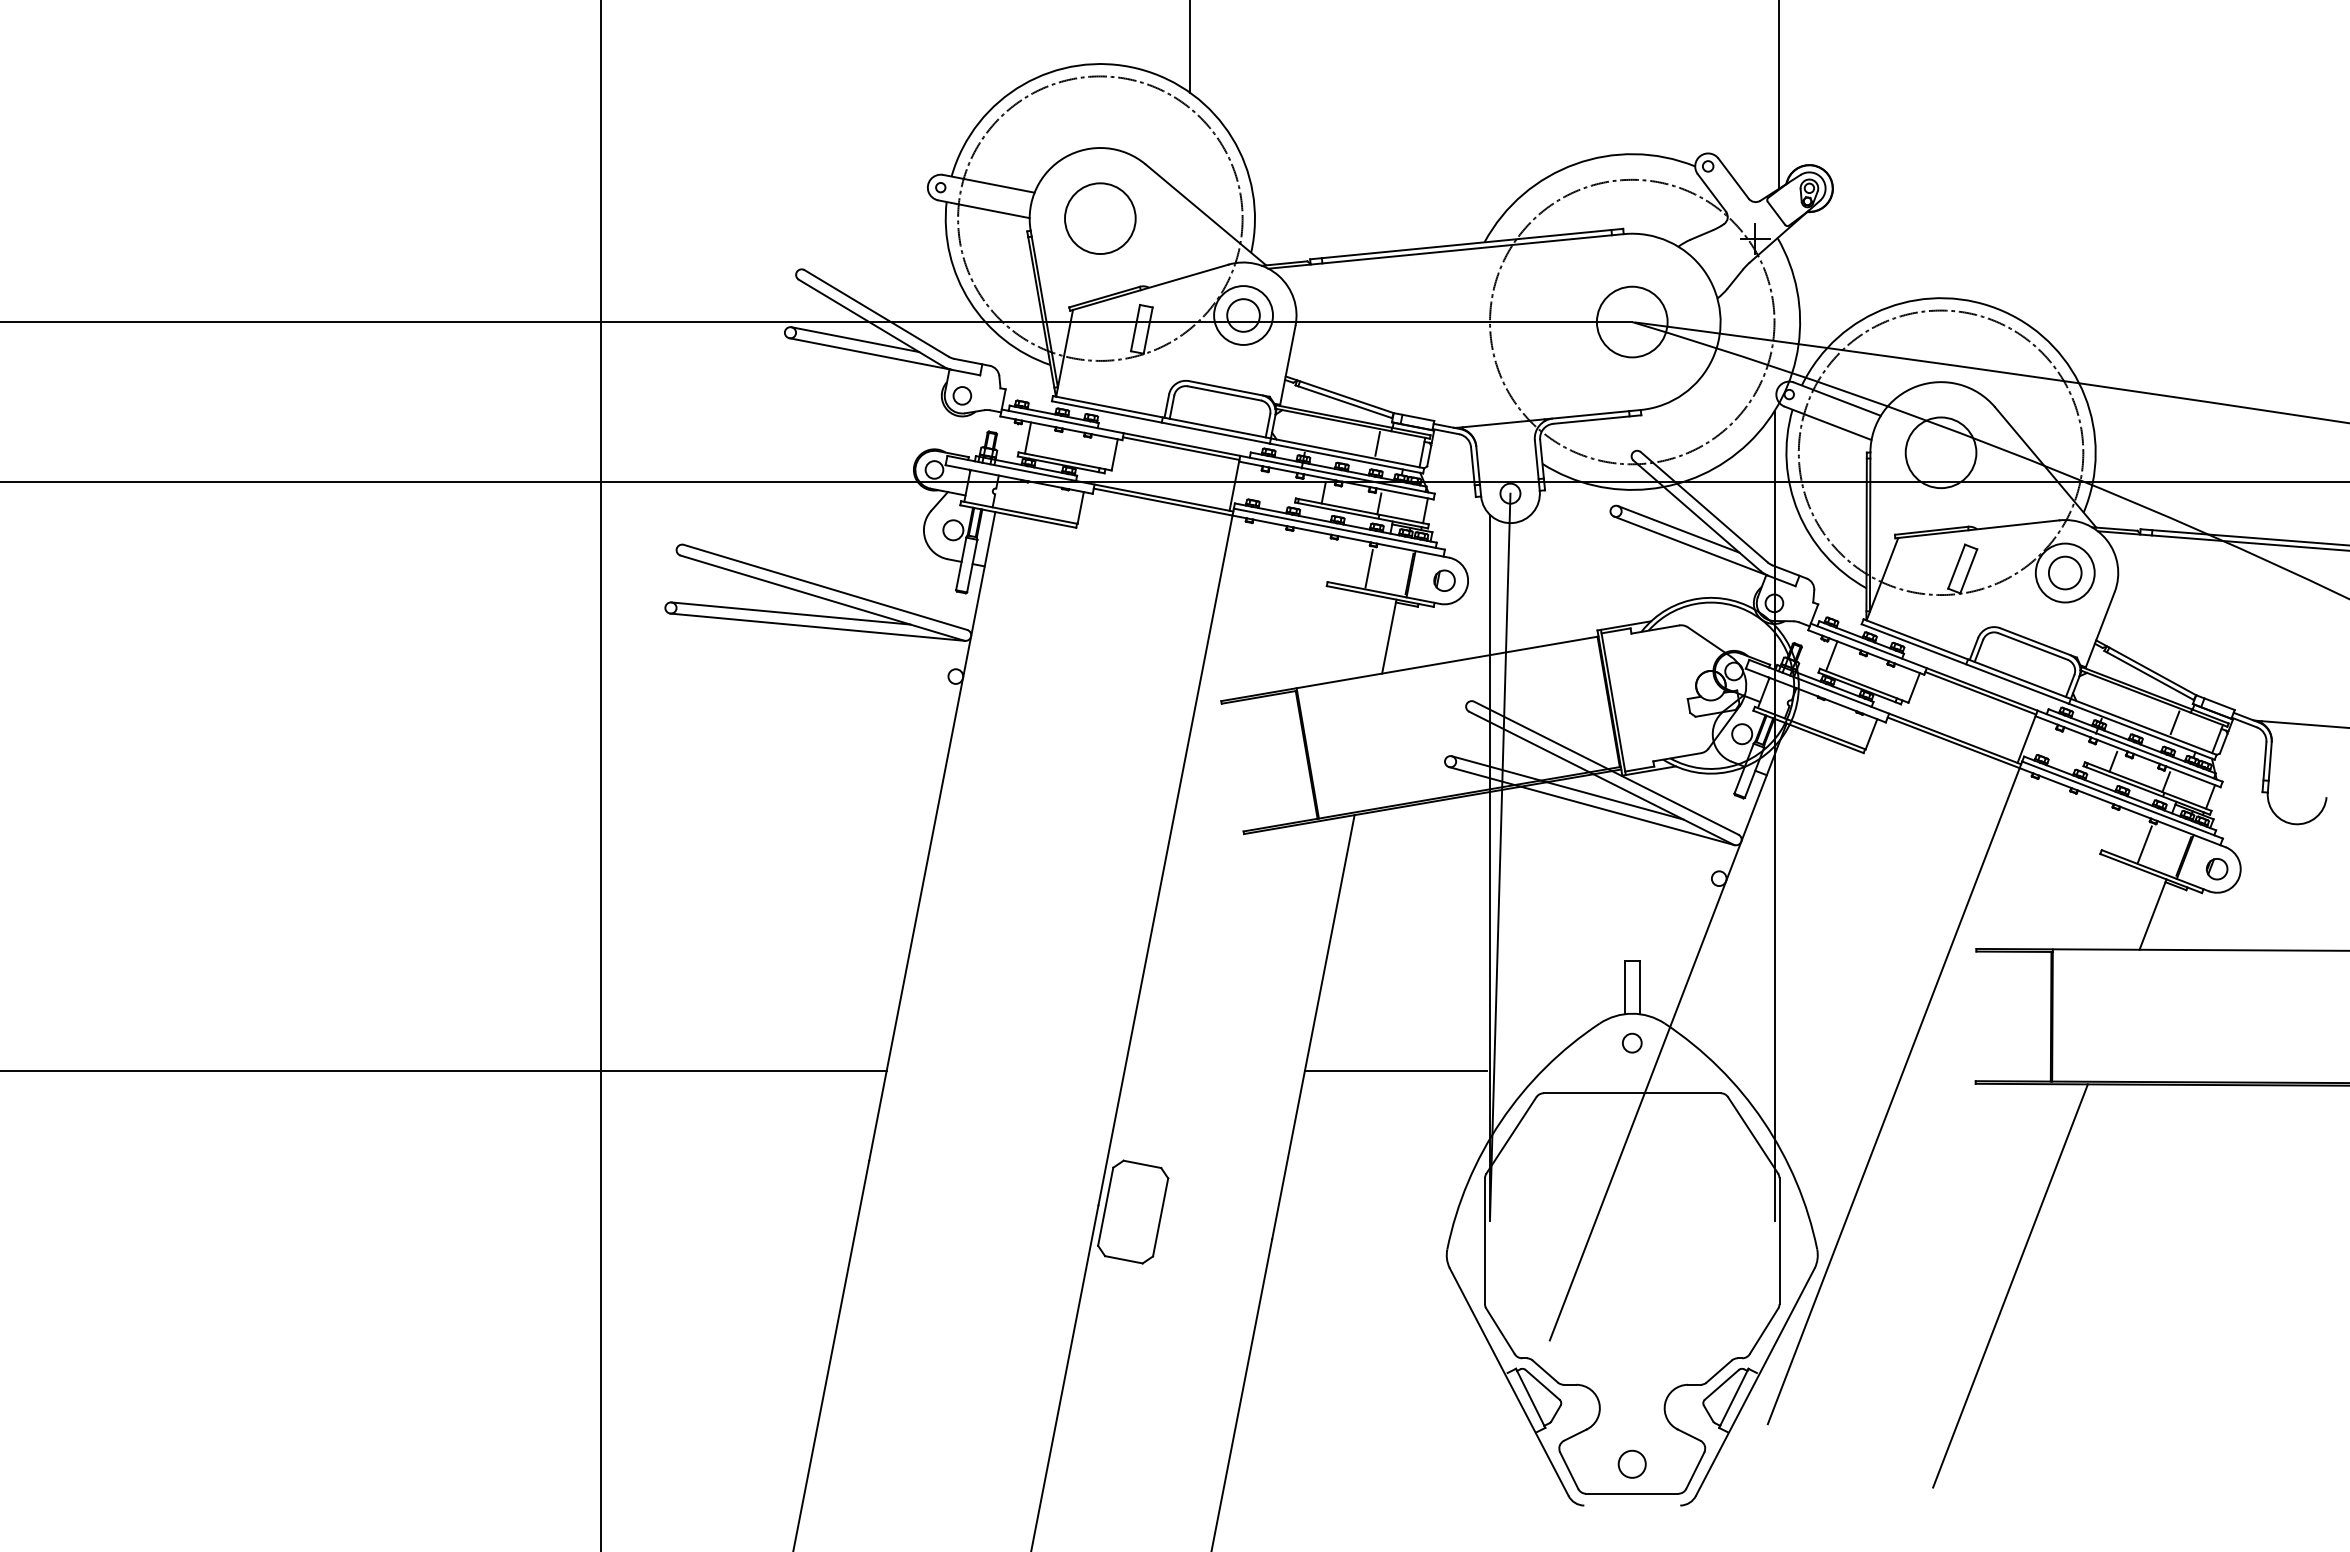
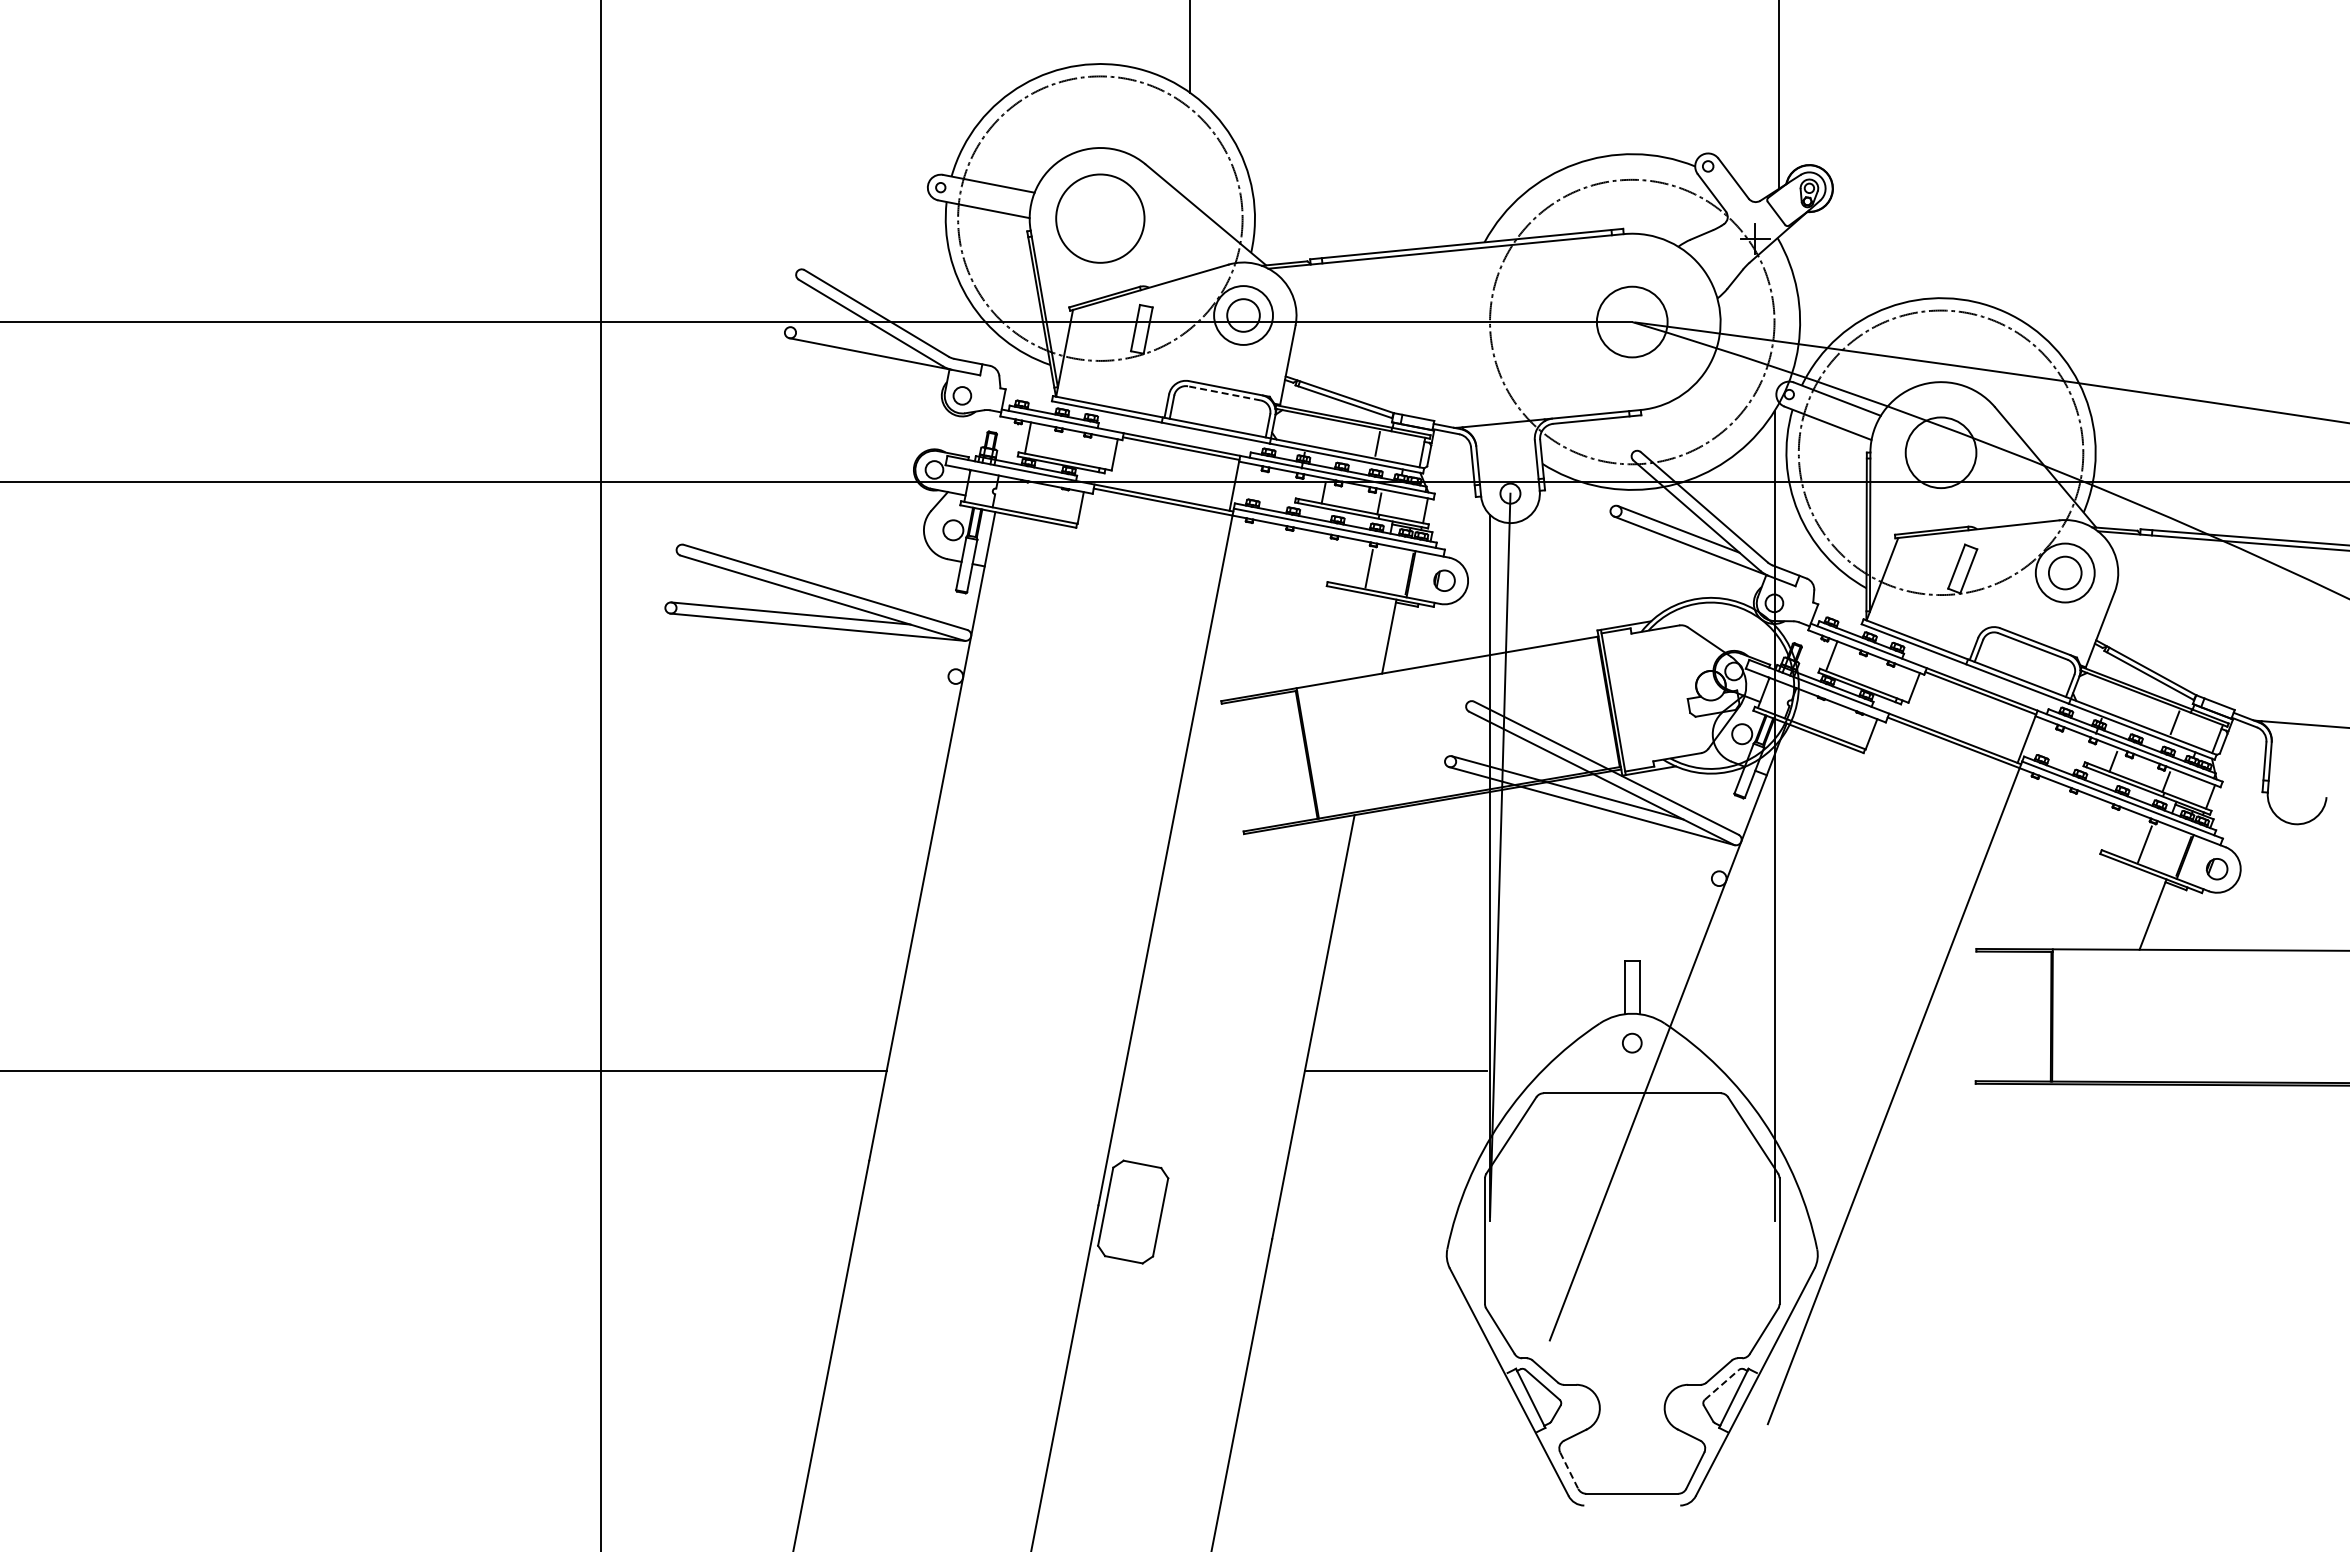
circle diameter: 71 px -> 88 px (1100, 218)
line: present -> none (855, 339)
line: solid -> dashed (1224, 393)
line: present -> none (2010, 1285)
line: solid -> dashed (1721, 1384)
circle: present -> none (1631, 1463)
line: solid -> dashed (1569, 1471)
